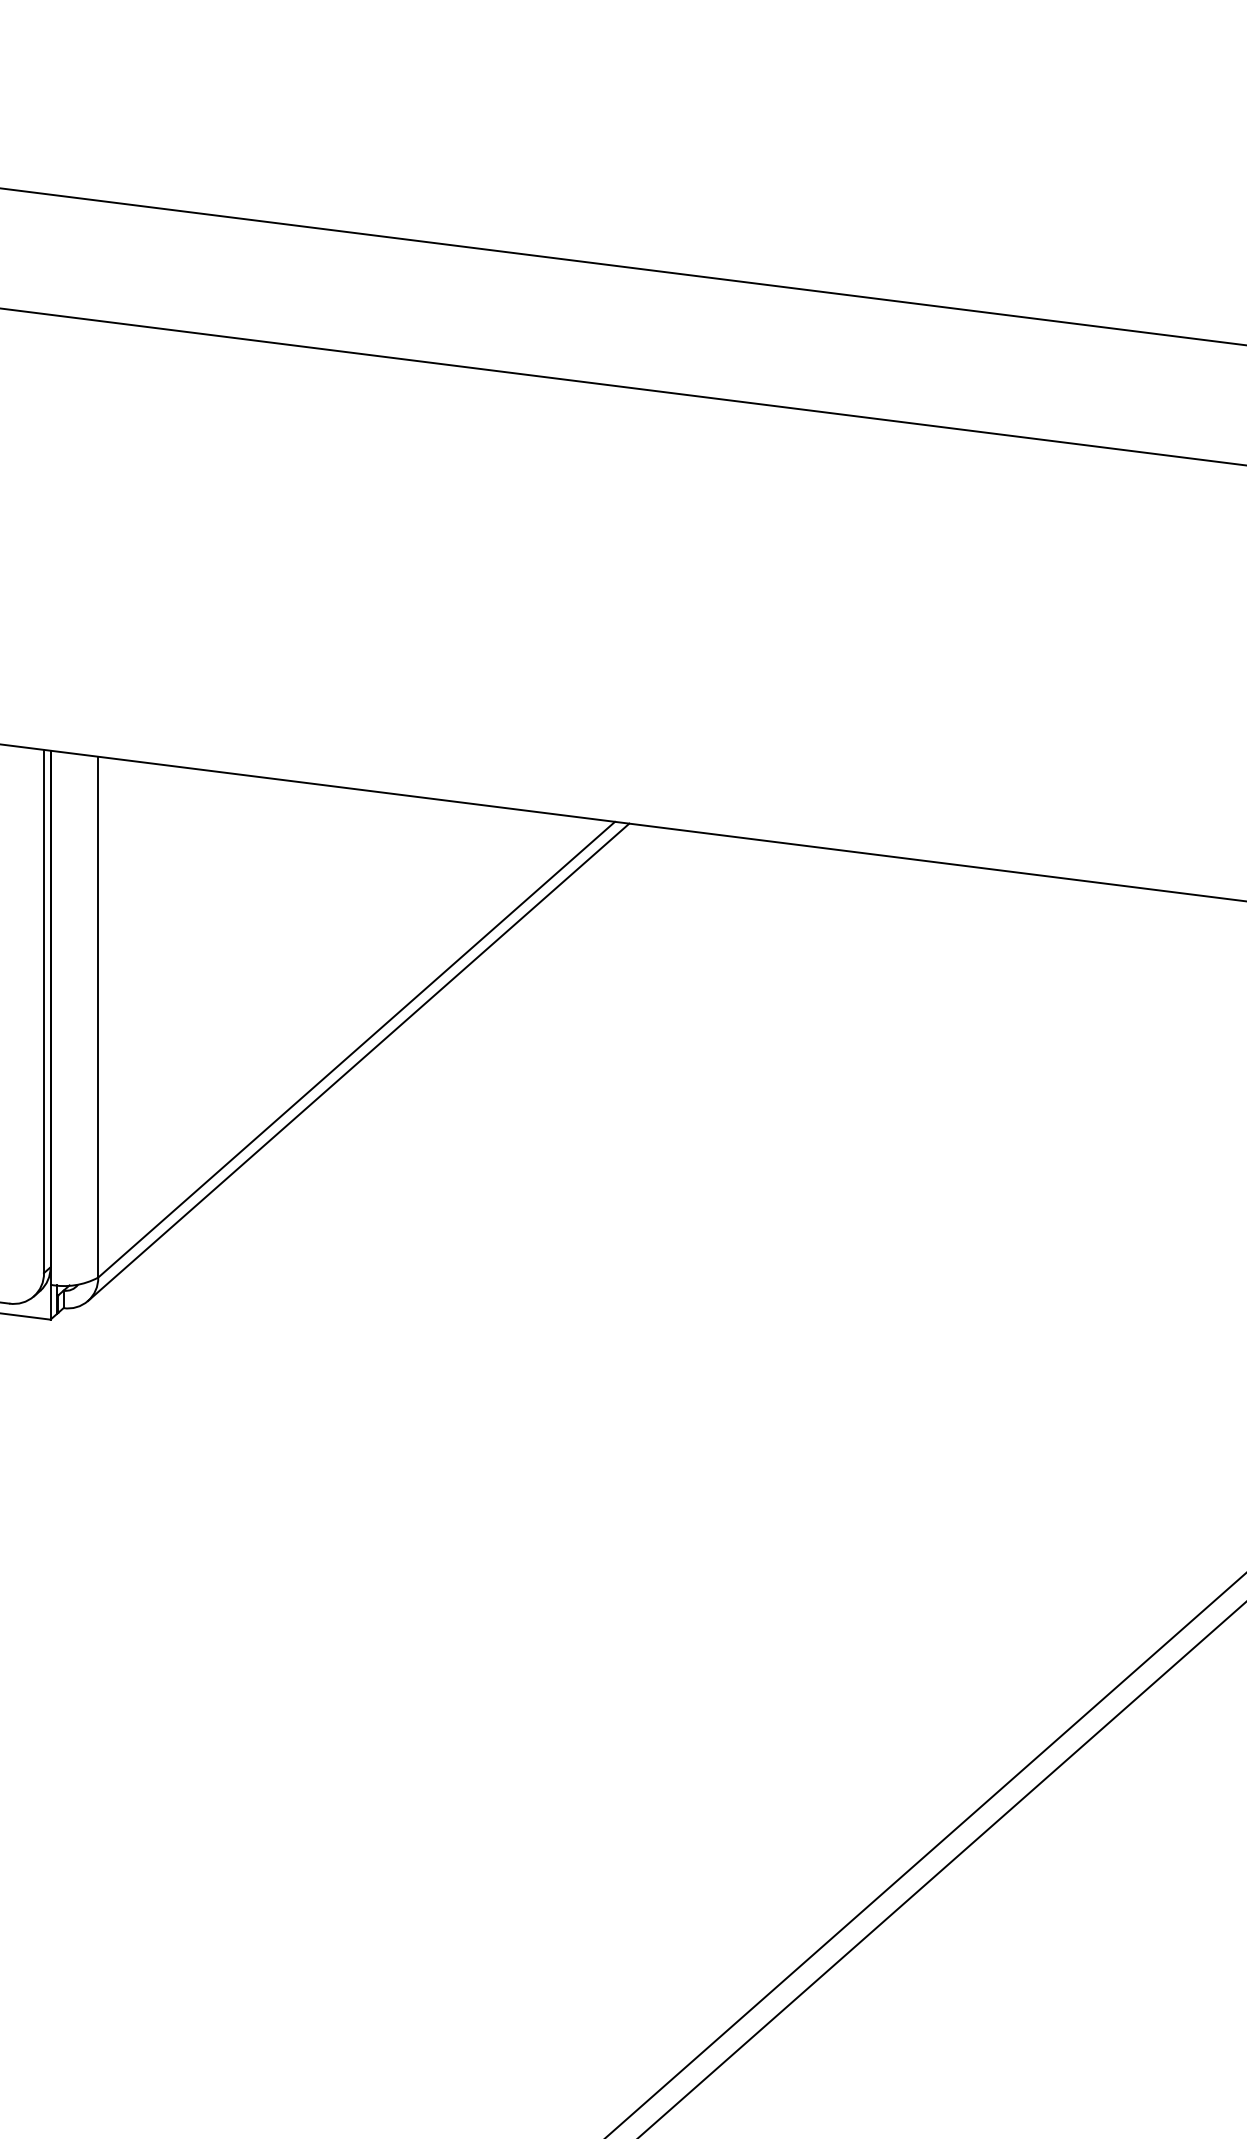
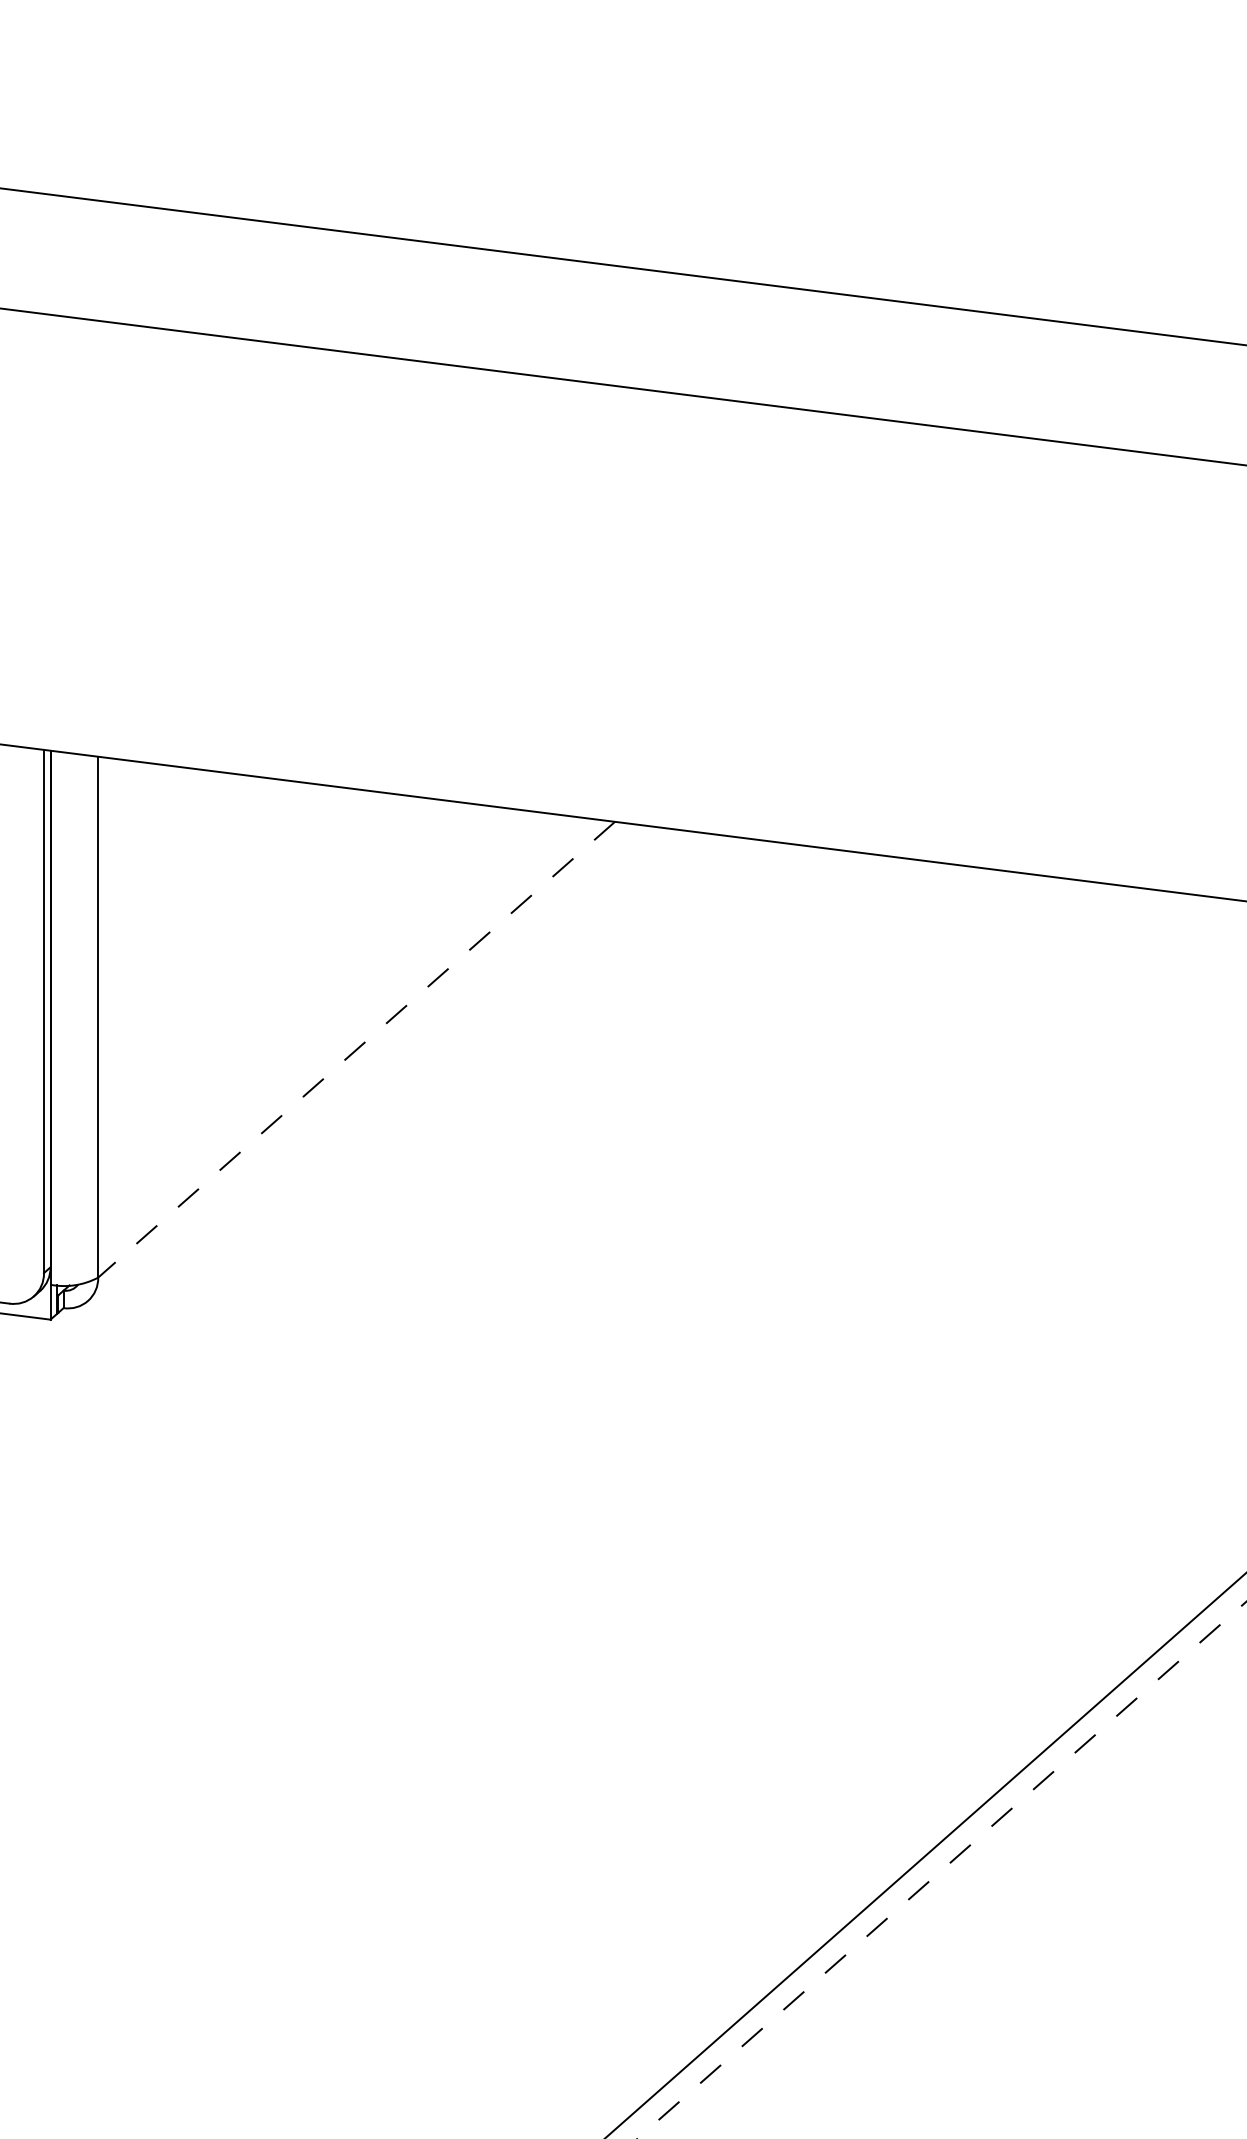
line: solid -> dashed (356, 1049)
line: present -> none (358, 1062)
line: solid -> dashed (942, 1870)
